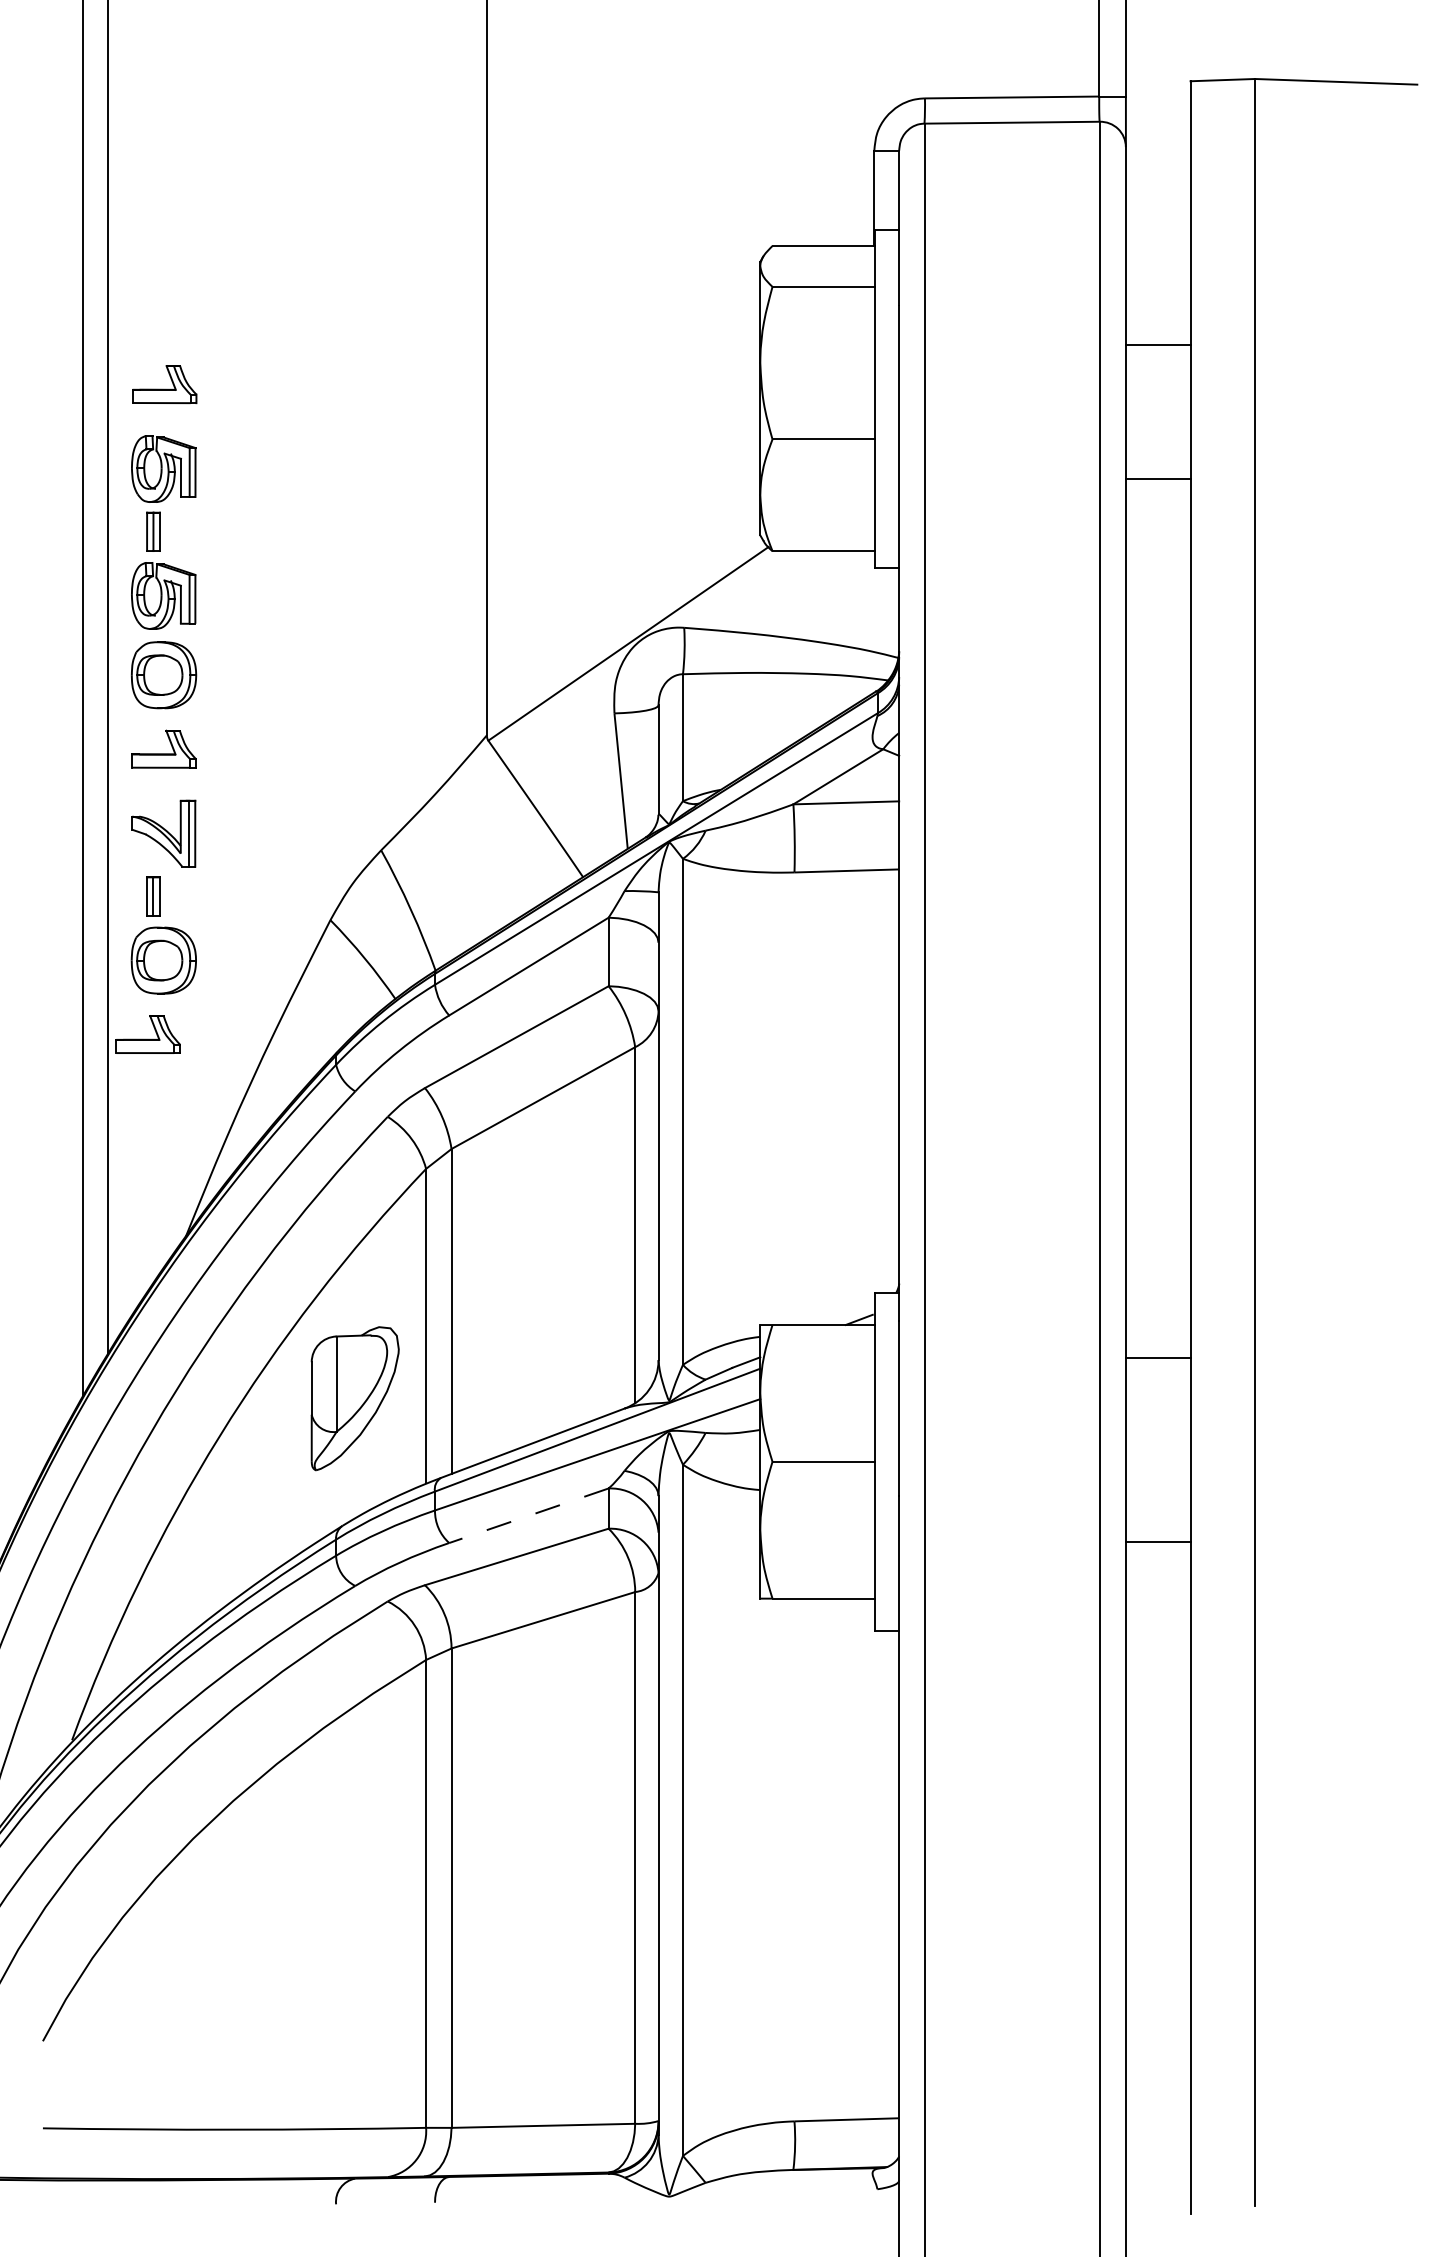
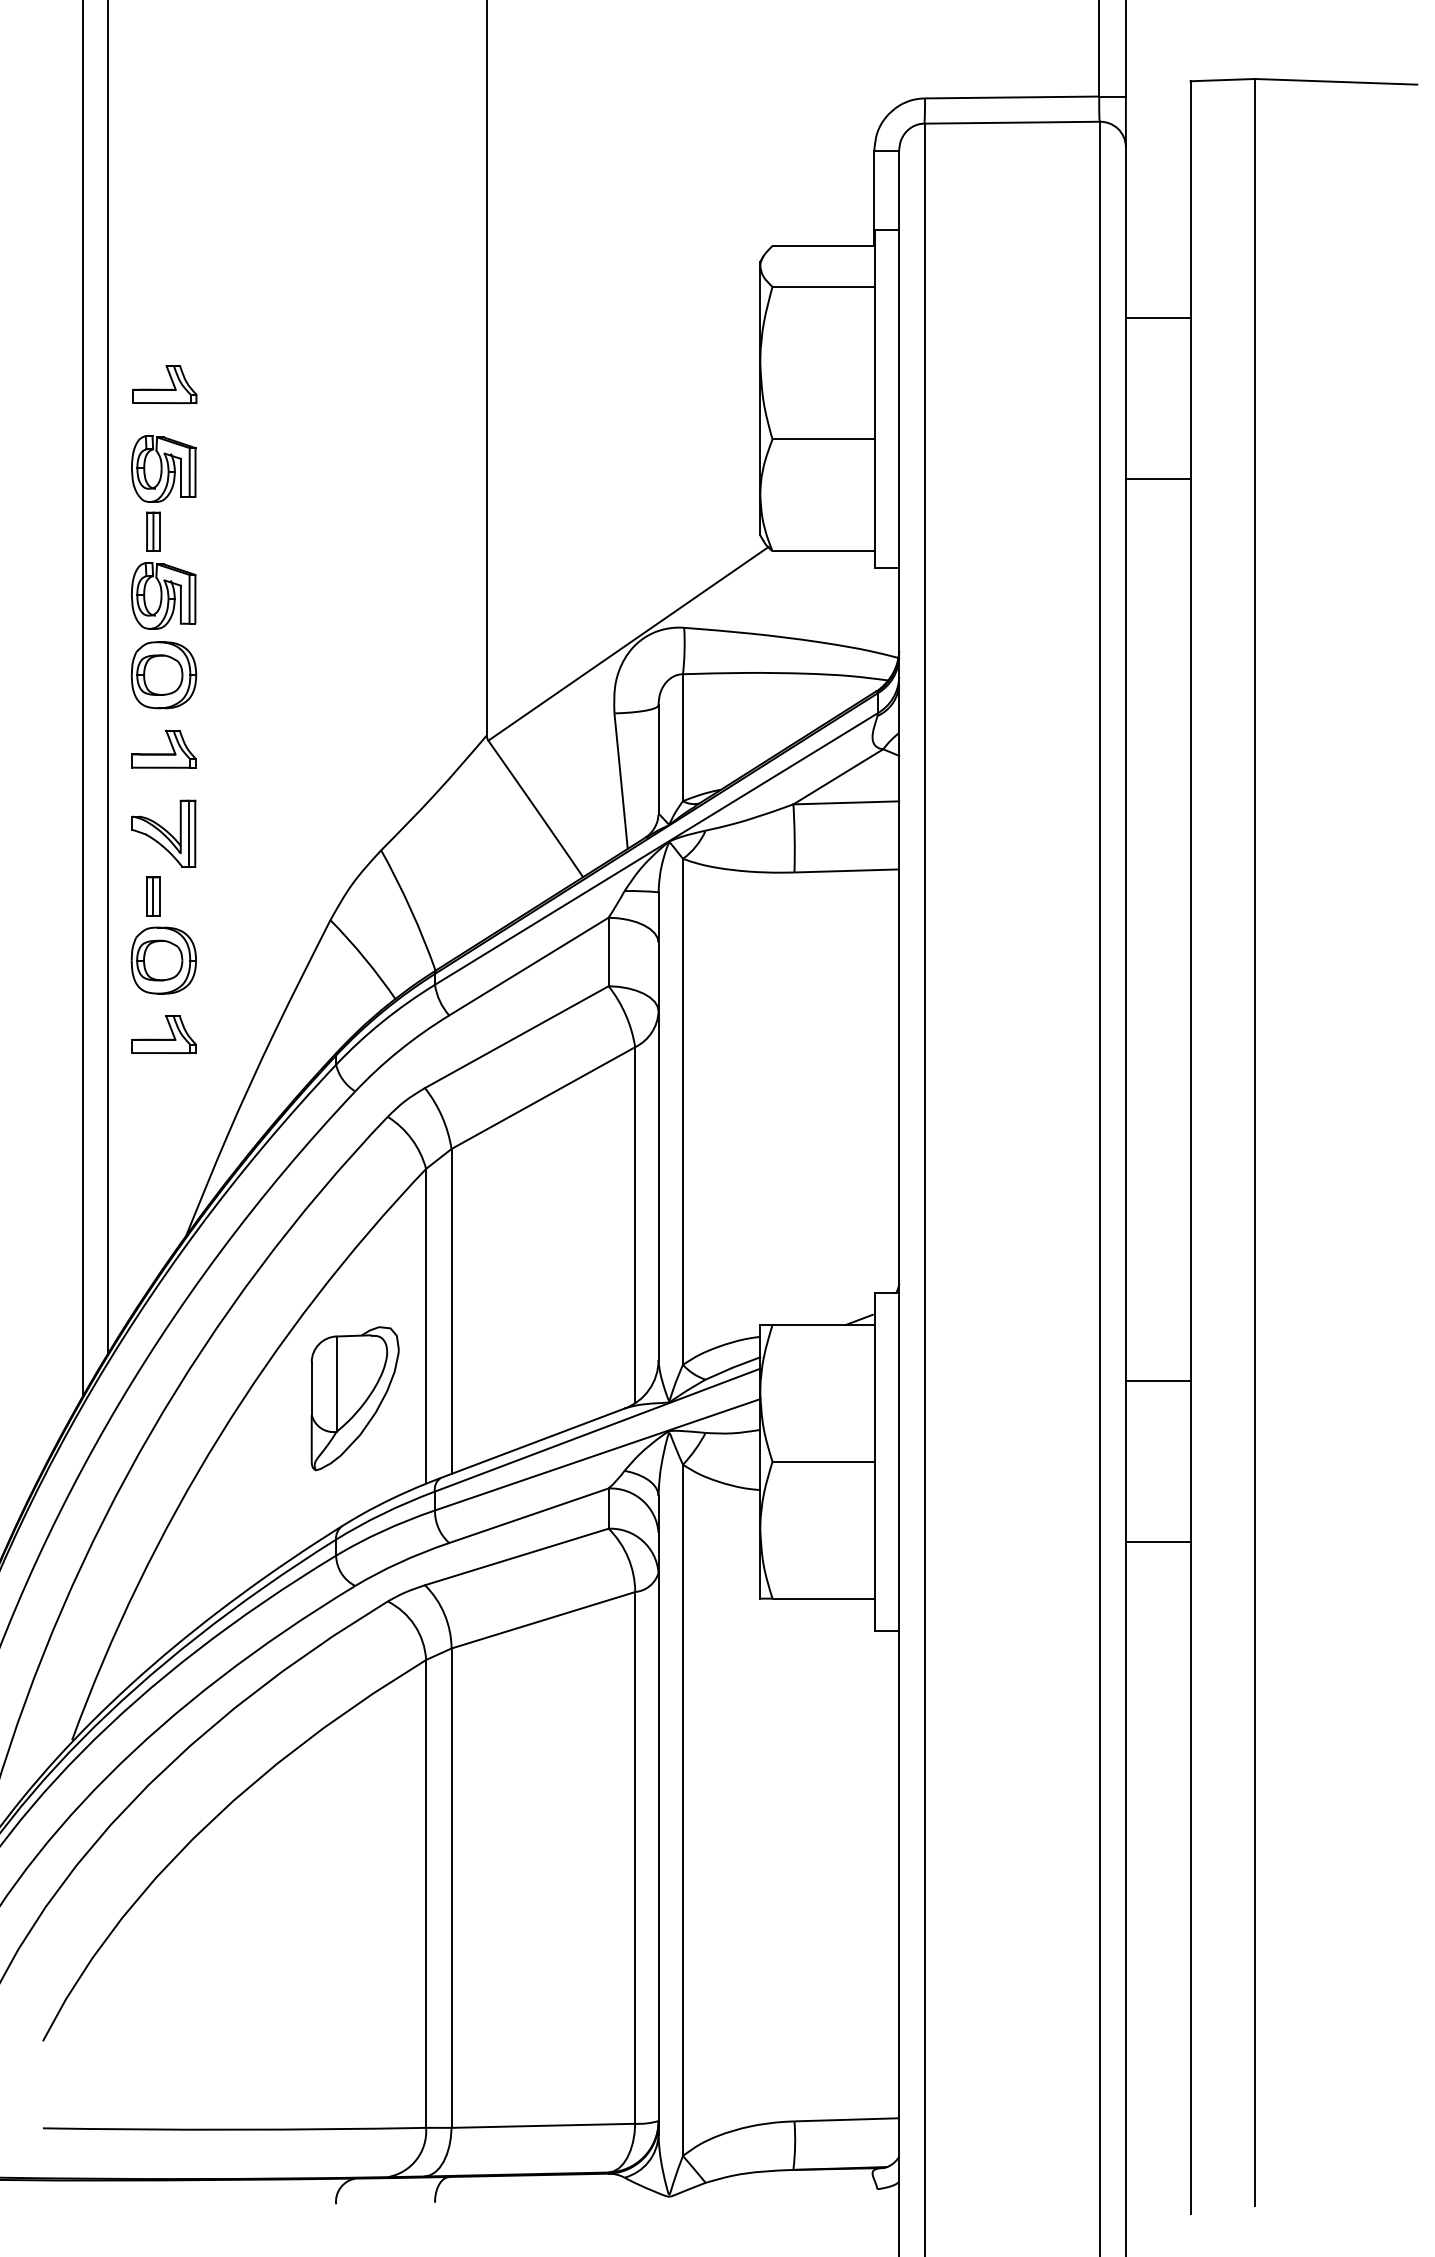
line position: (1157, 345) -> (1157, 318) (1157, 318)
part position: (147, 1034) -> (163, 1034) (163, 1034)
line position: (1157, 1358) -> (1157, 1381) (1157, 1381)
line: dashed -> solid (528, 1515)
